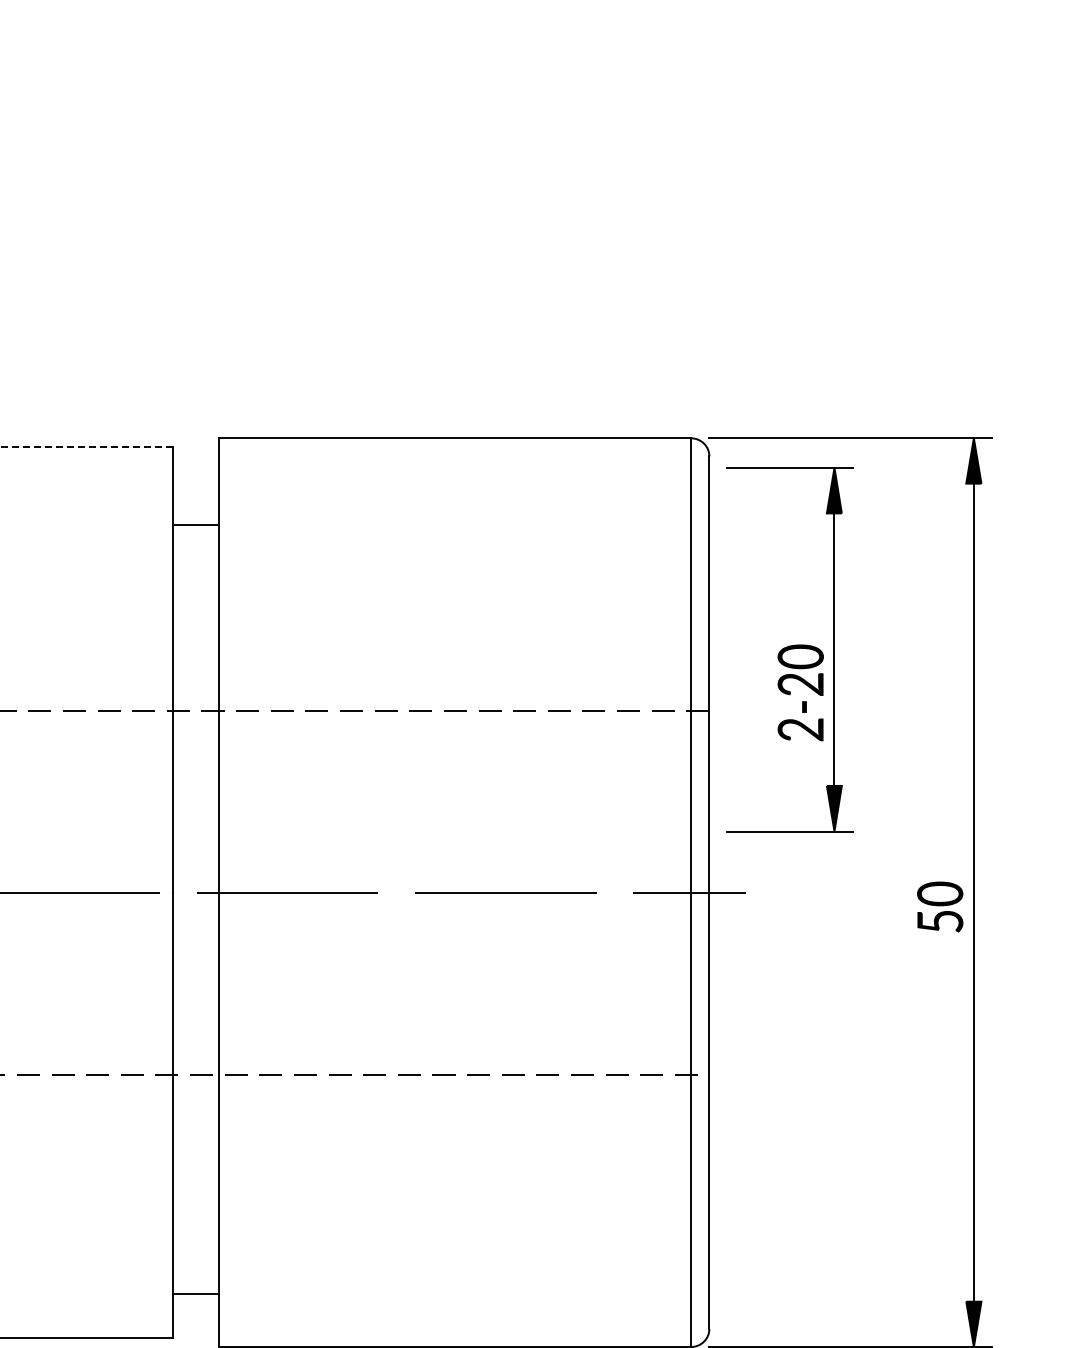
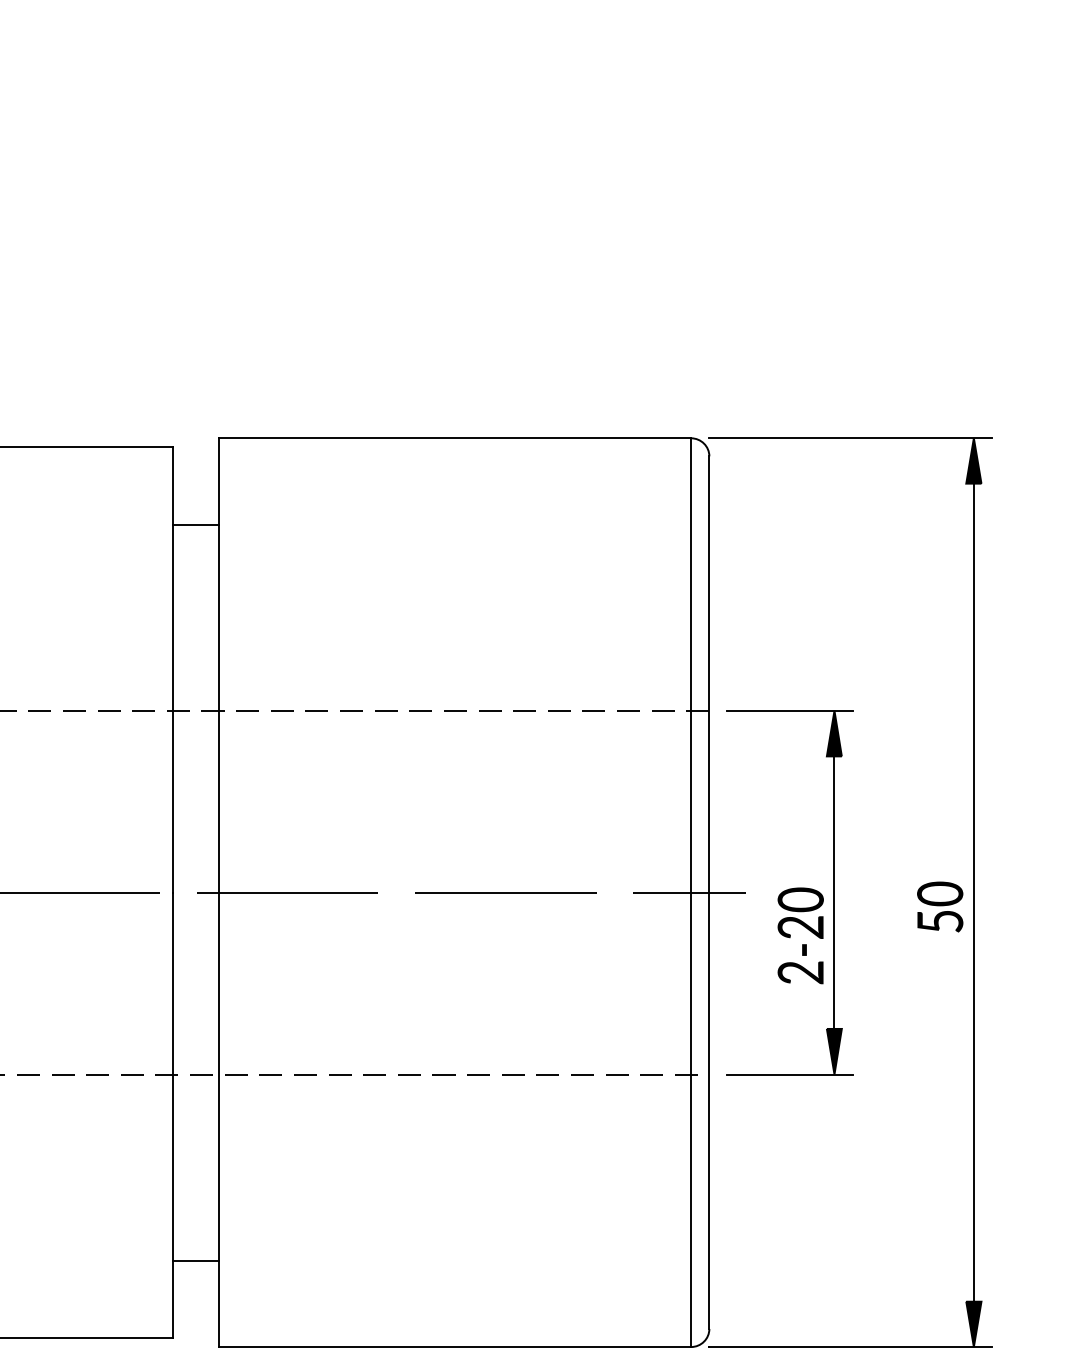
line: dashed -> solid (86, 447)
part position: (789, 649) -> (789, 892) (789, 892)
line position: (195, 1293) -> (195, 1260) (195, 1260)
